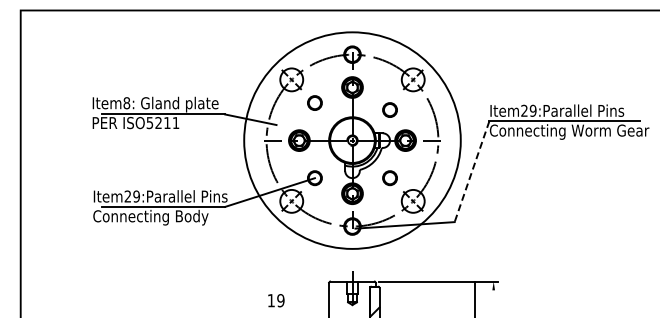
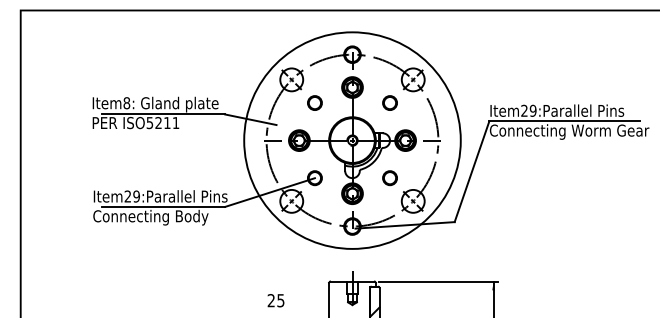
circle position: (389, 109) -> (389, 102) (389, 102)
line: dashed -> solid (471, 172)
line position: (474, 297) -> (493, 297) (493, 297)
text: 19 -> 25 (275, 300)
